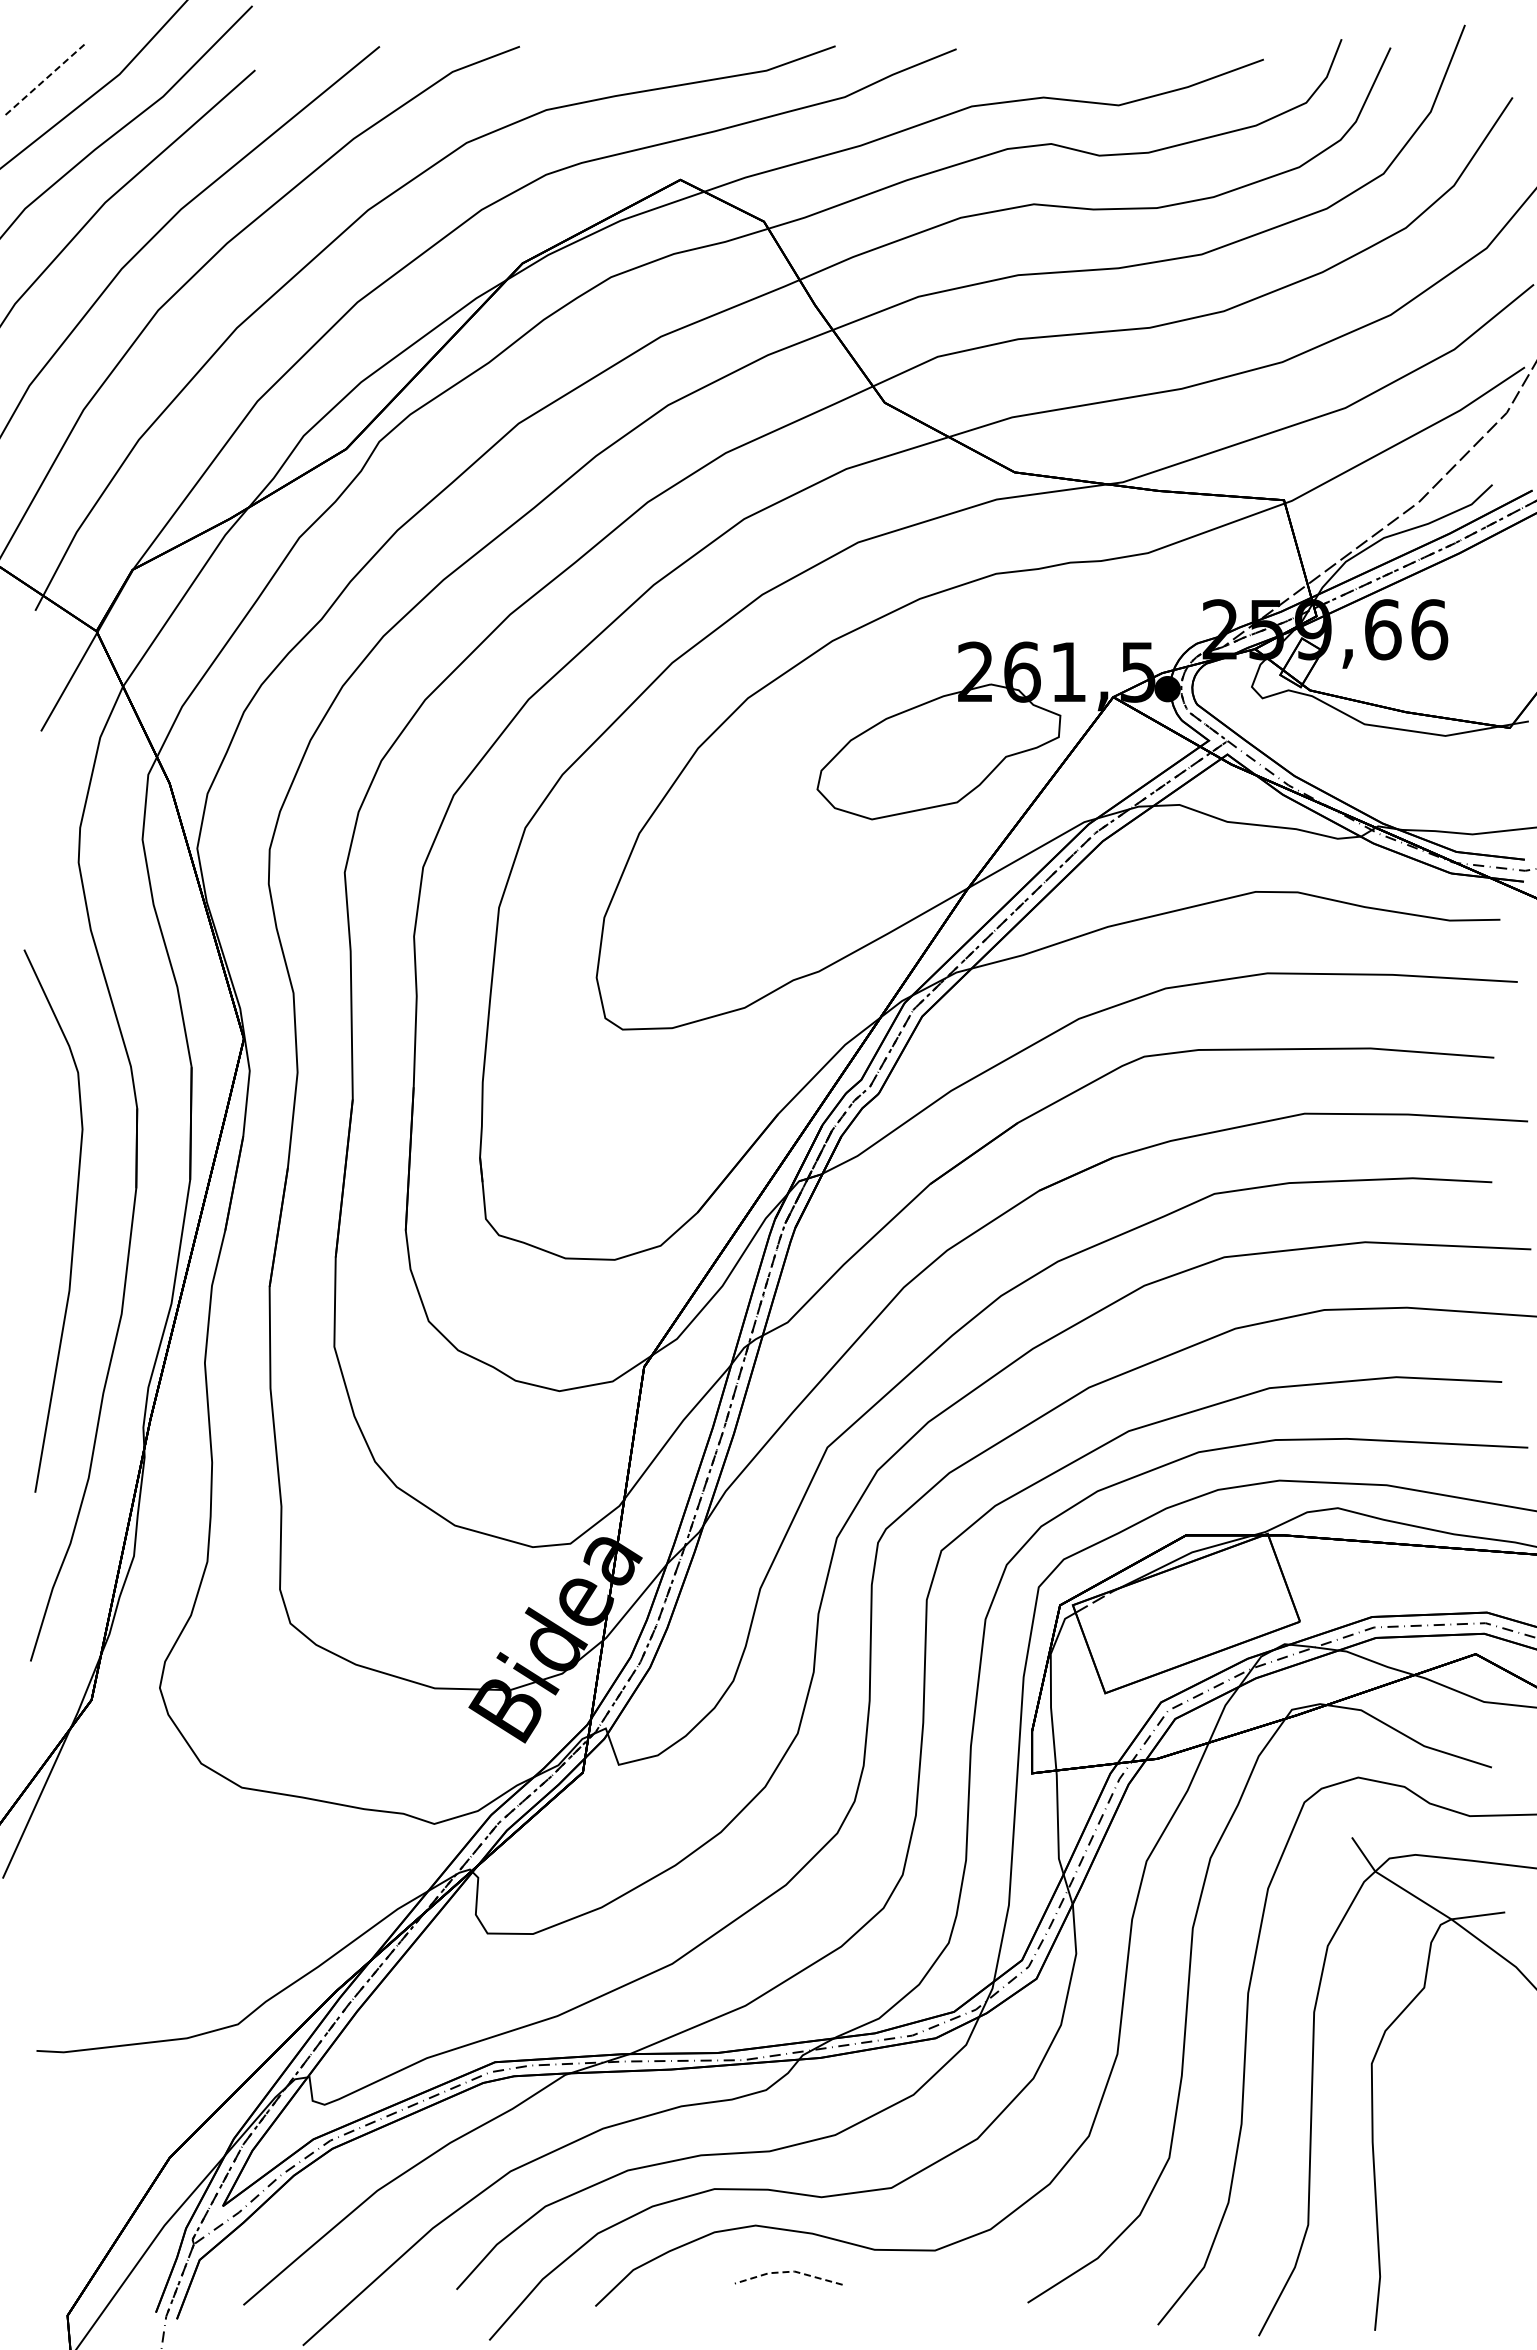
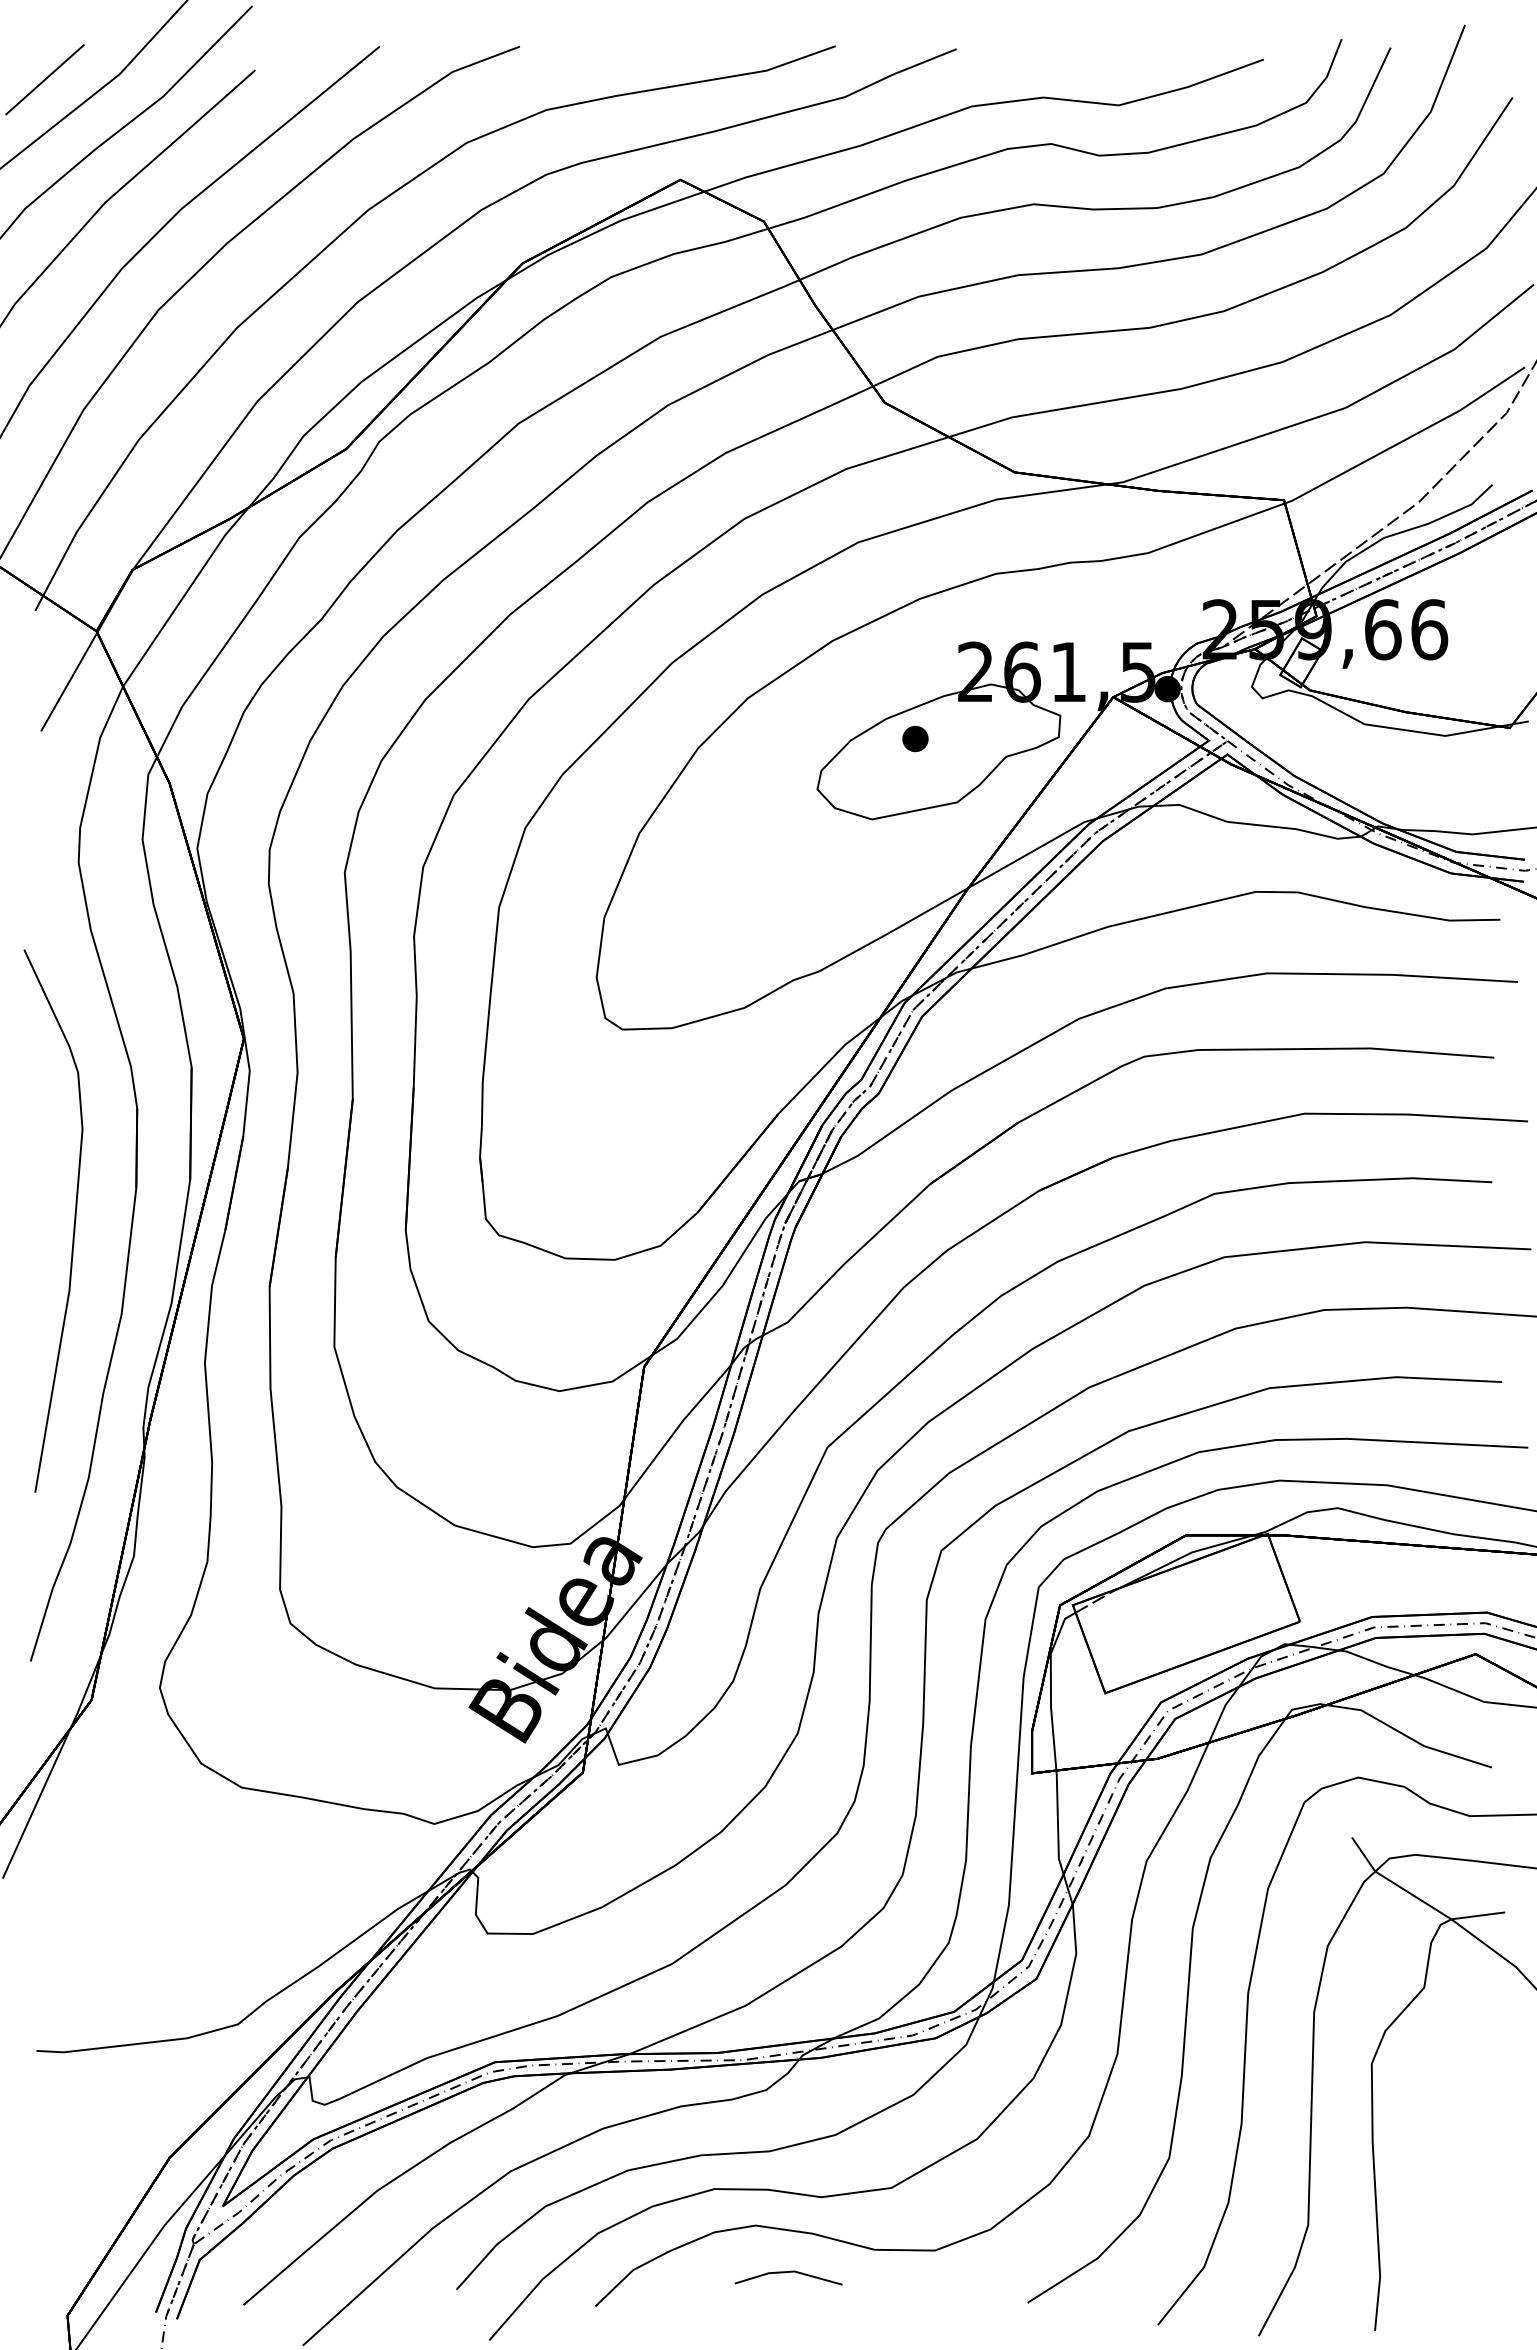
line: dashed -> solid (45, 79)
part: none -> present (915, 738)
line: dashed -> solid (788, 2271)
